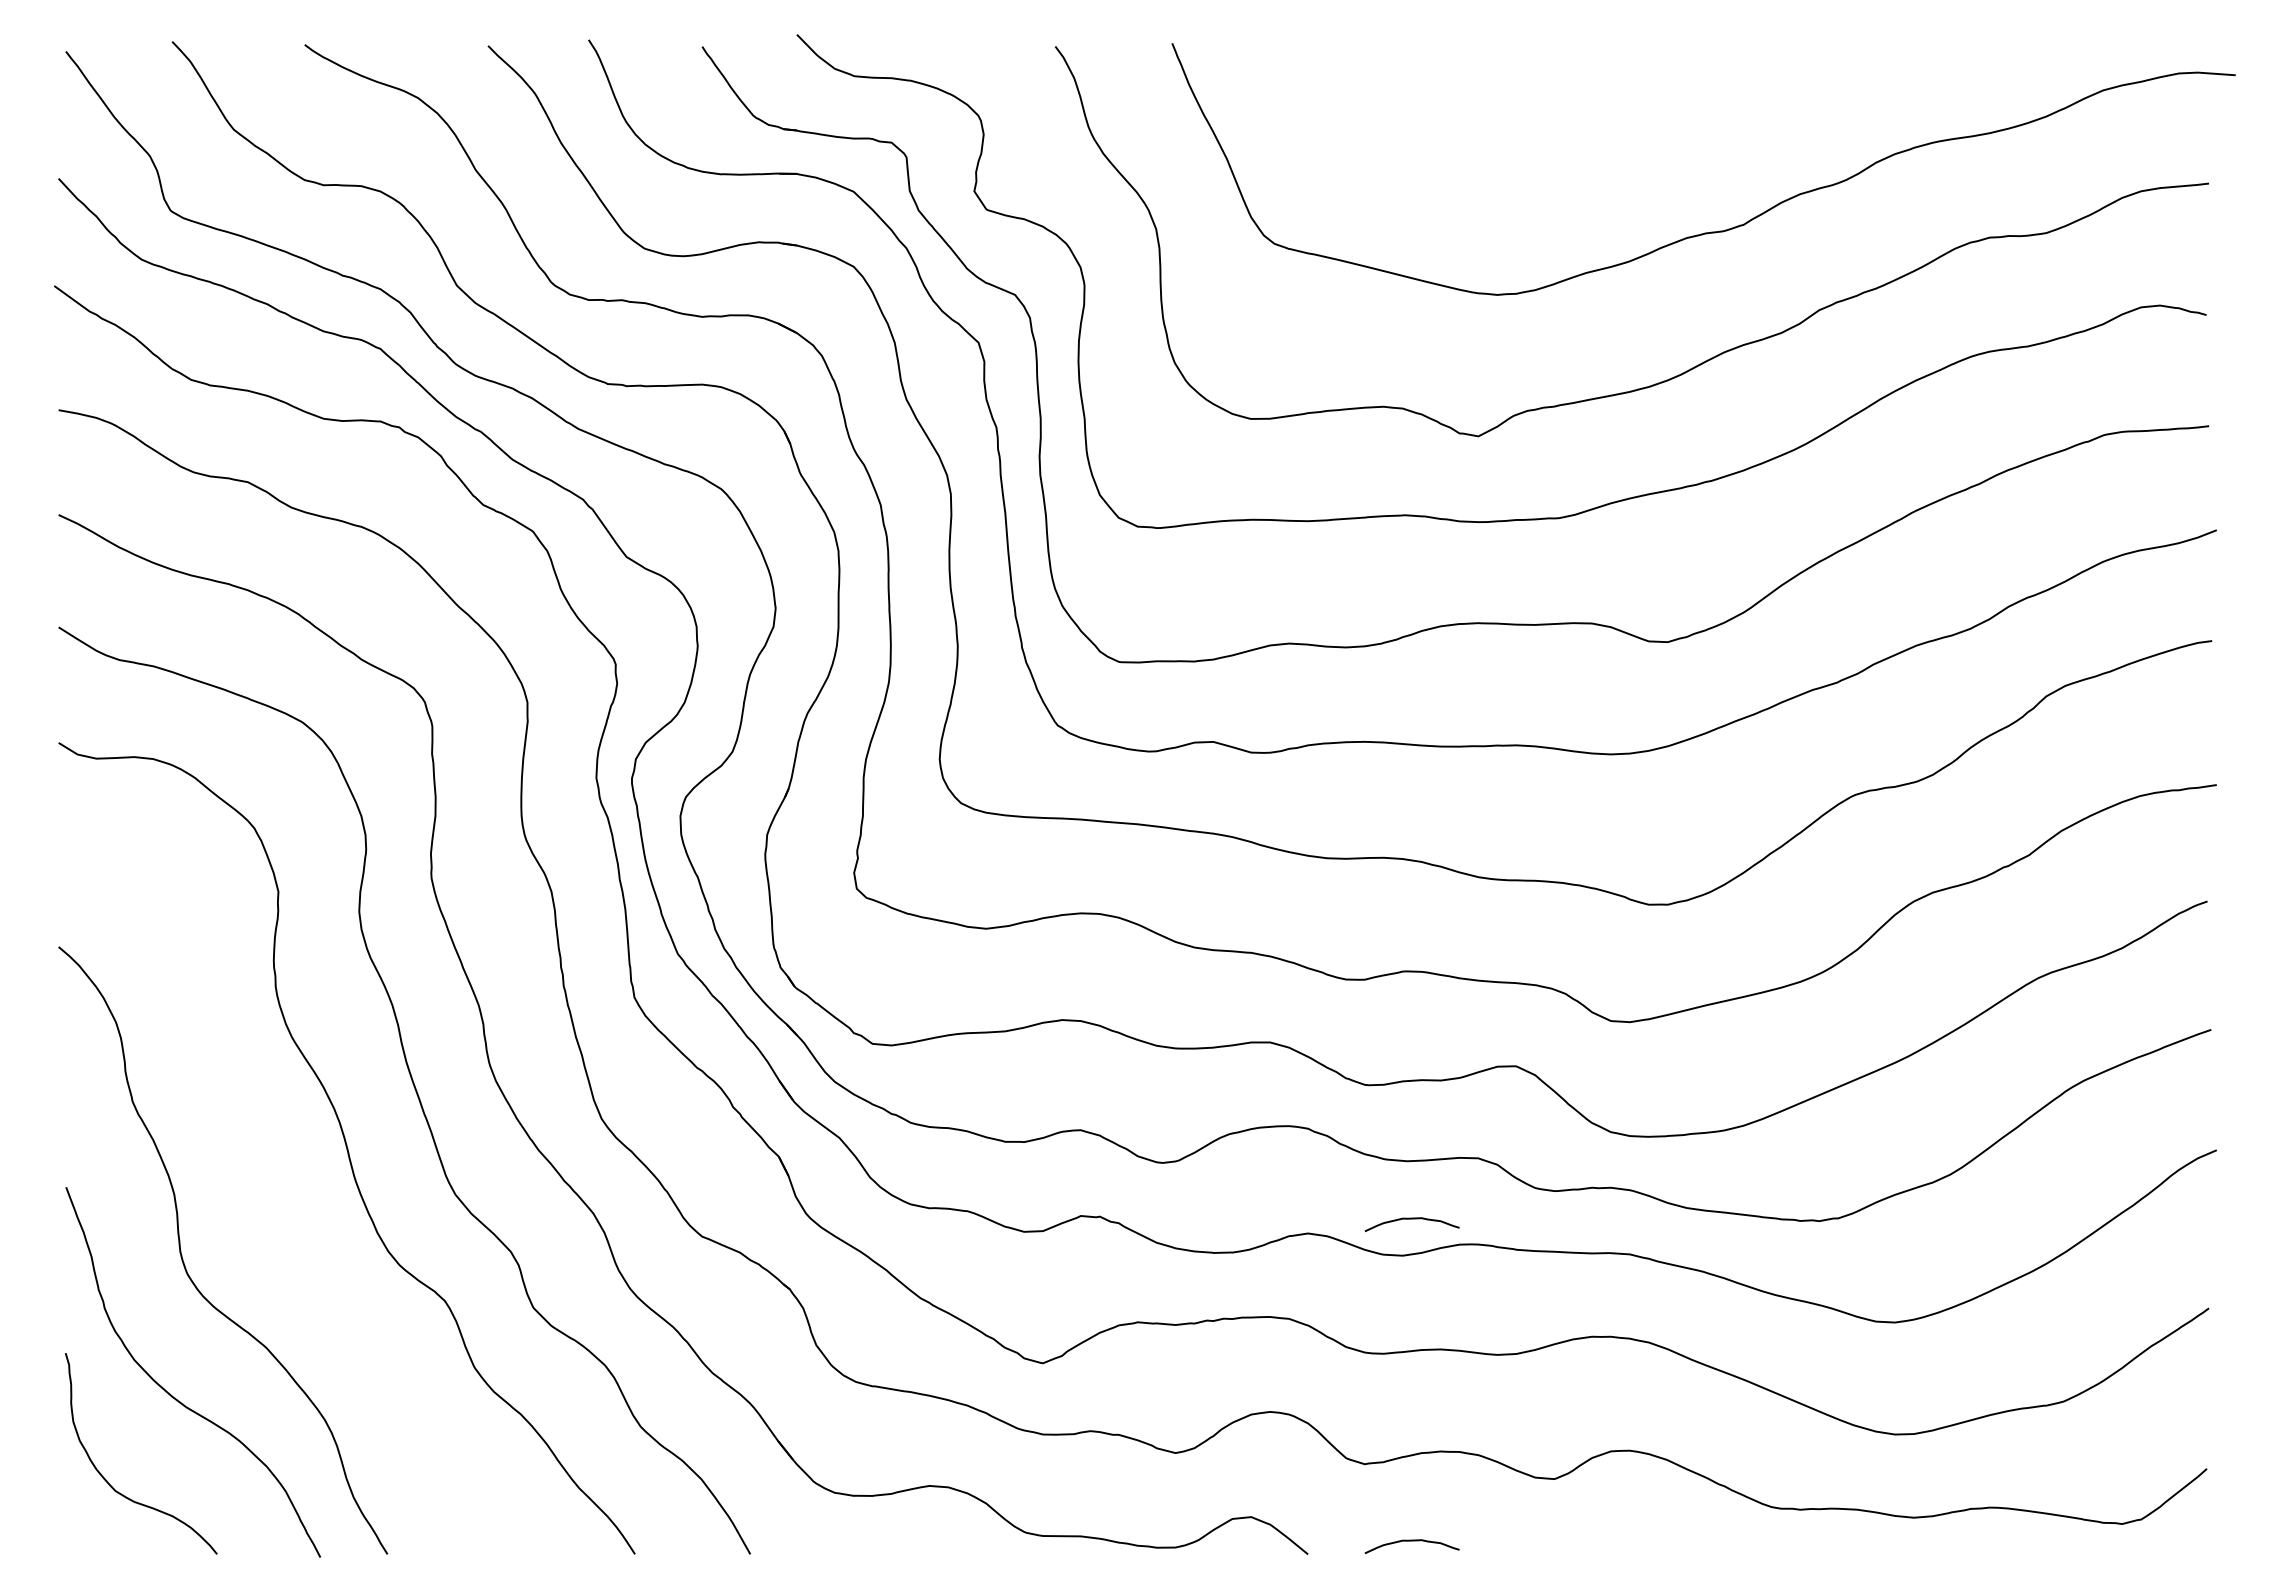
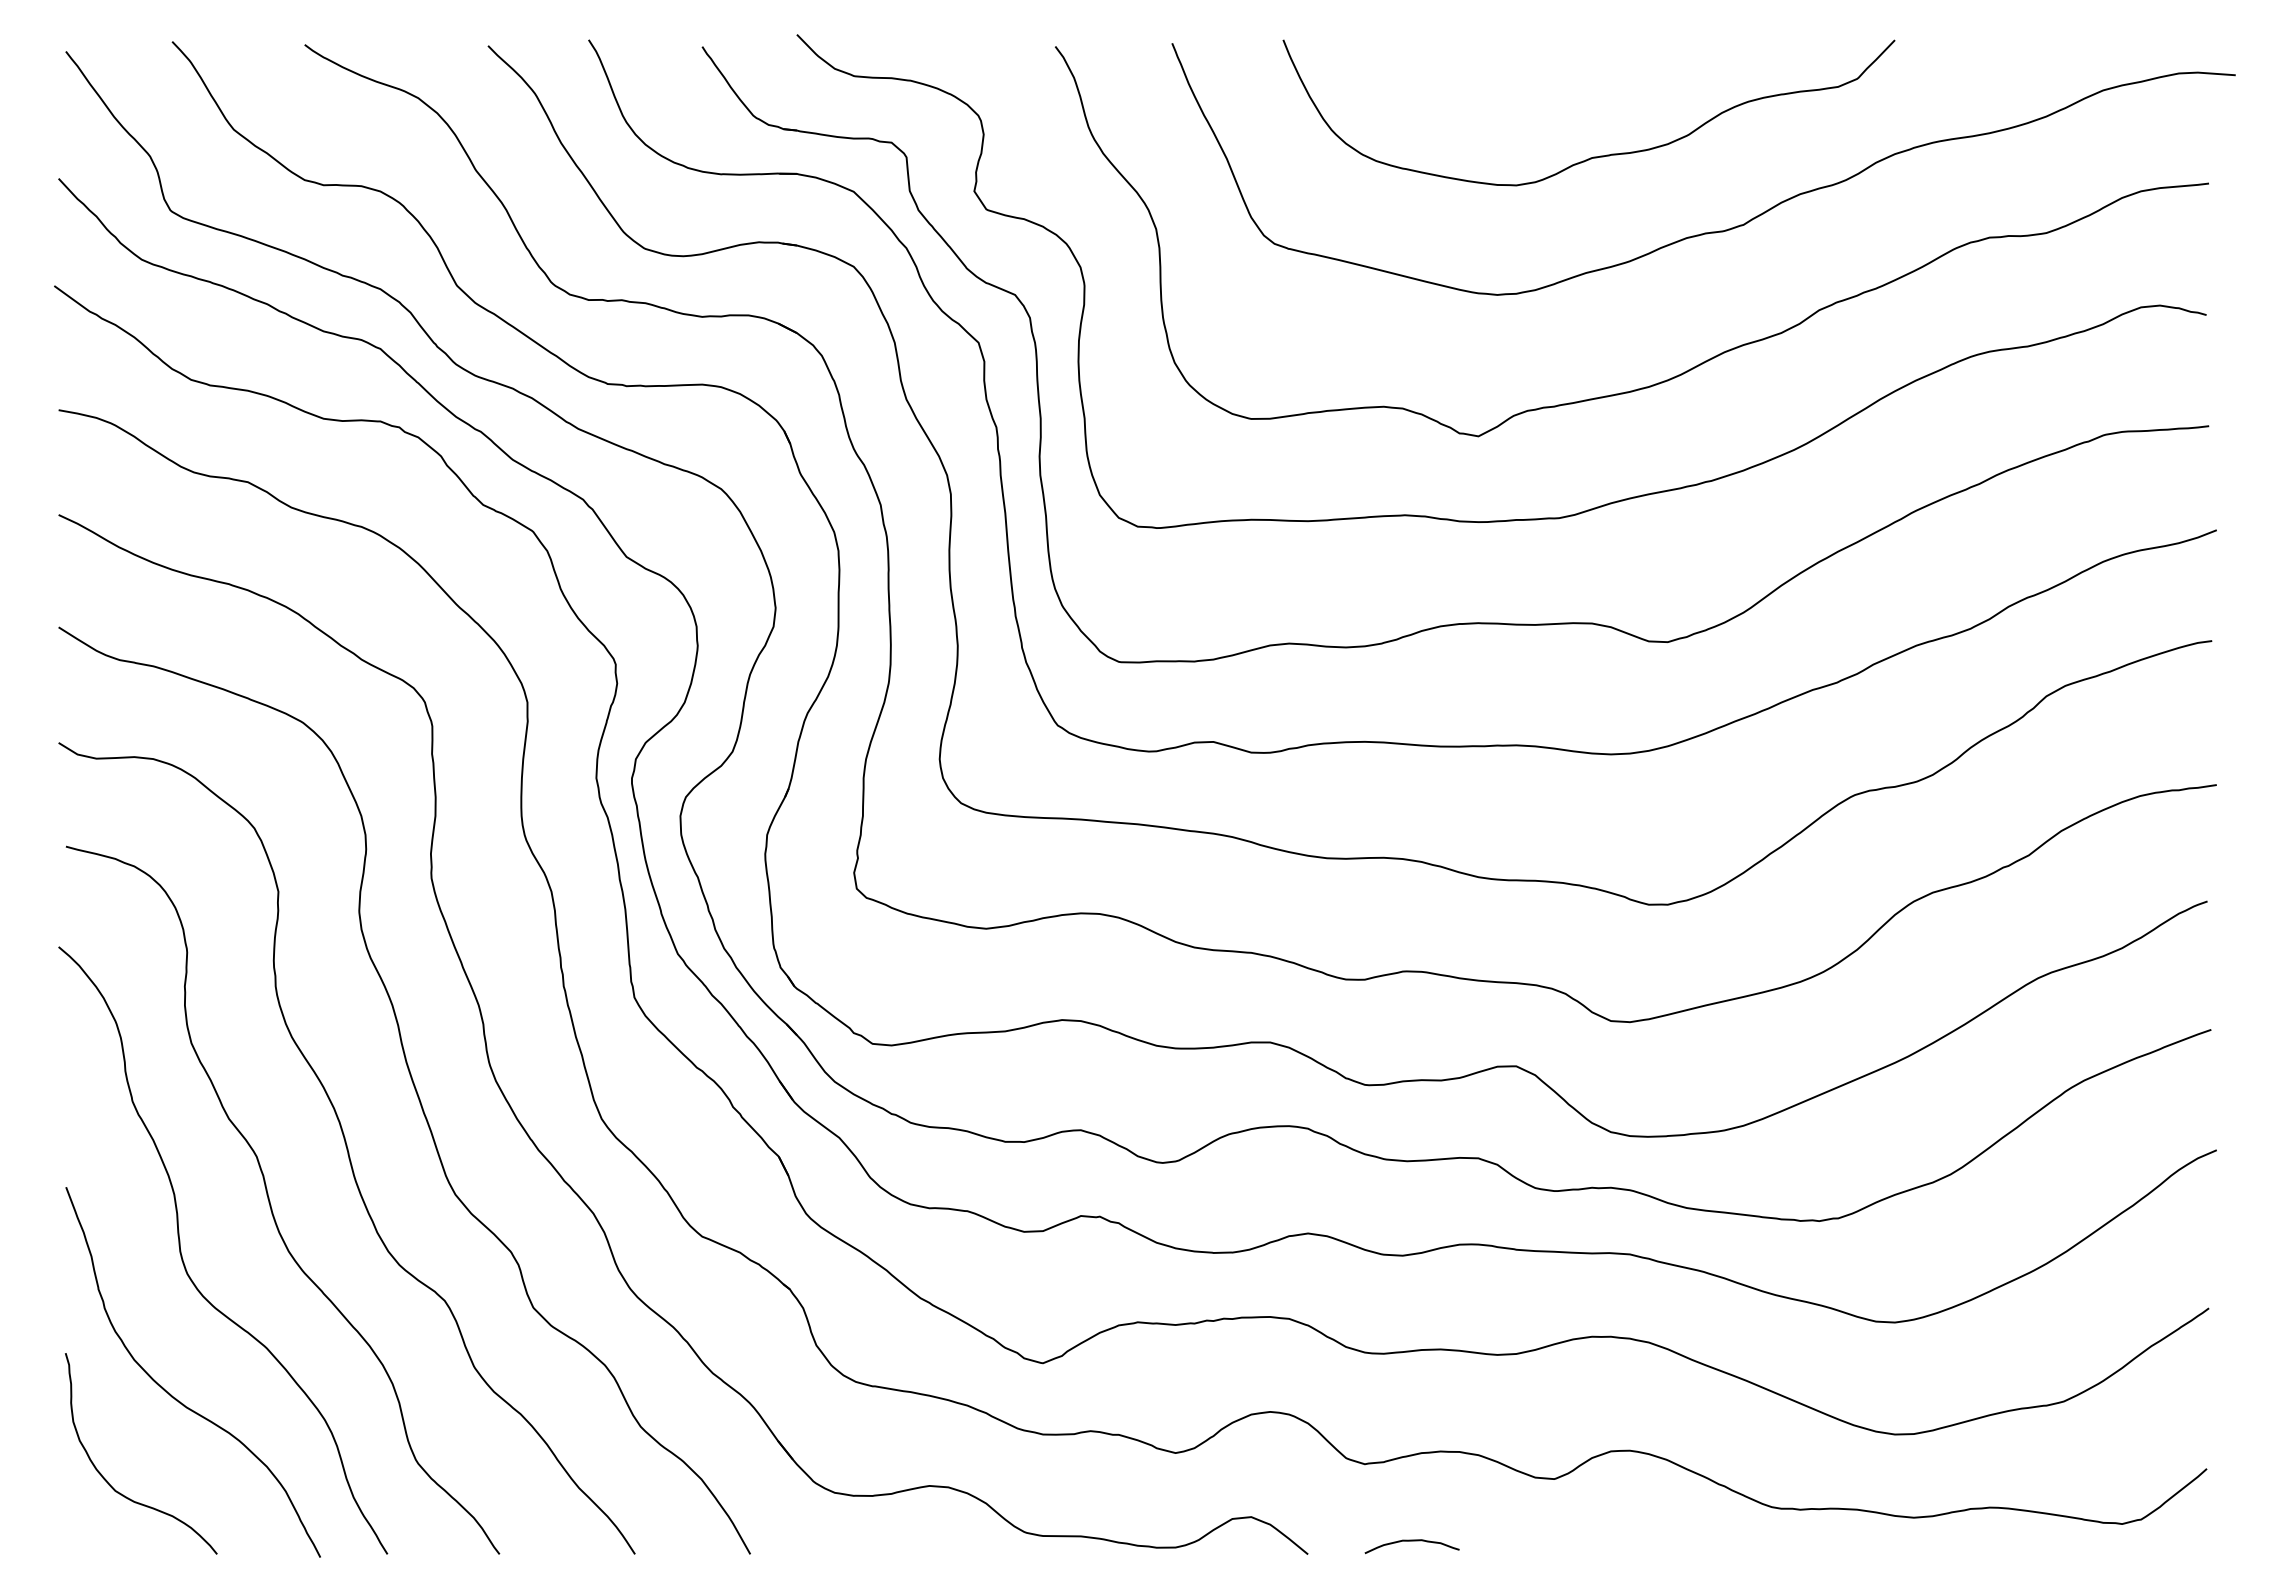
curve: none -> present (1593, 156)
curve: none -> present (270, 1201)
curve: present -> none (1411, 1219)
